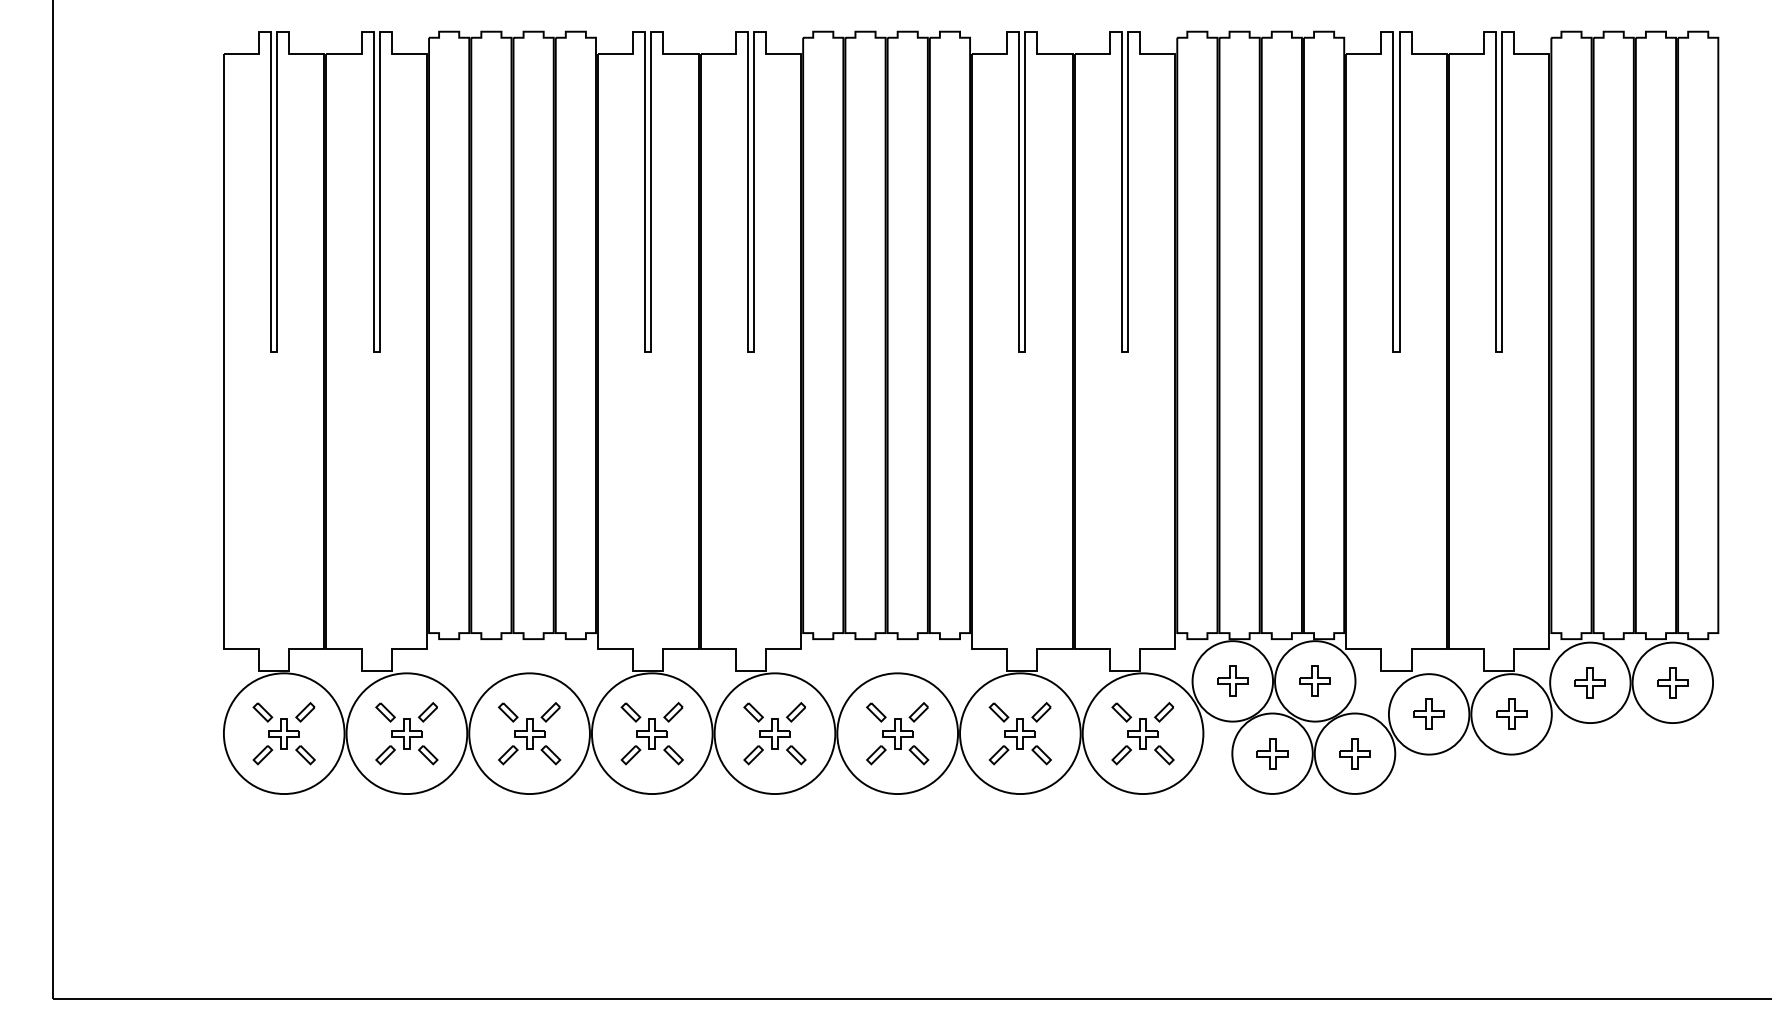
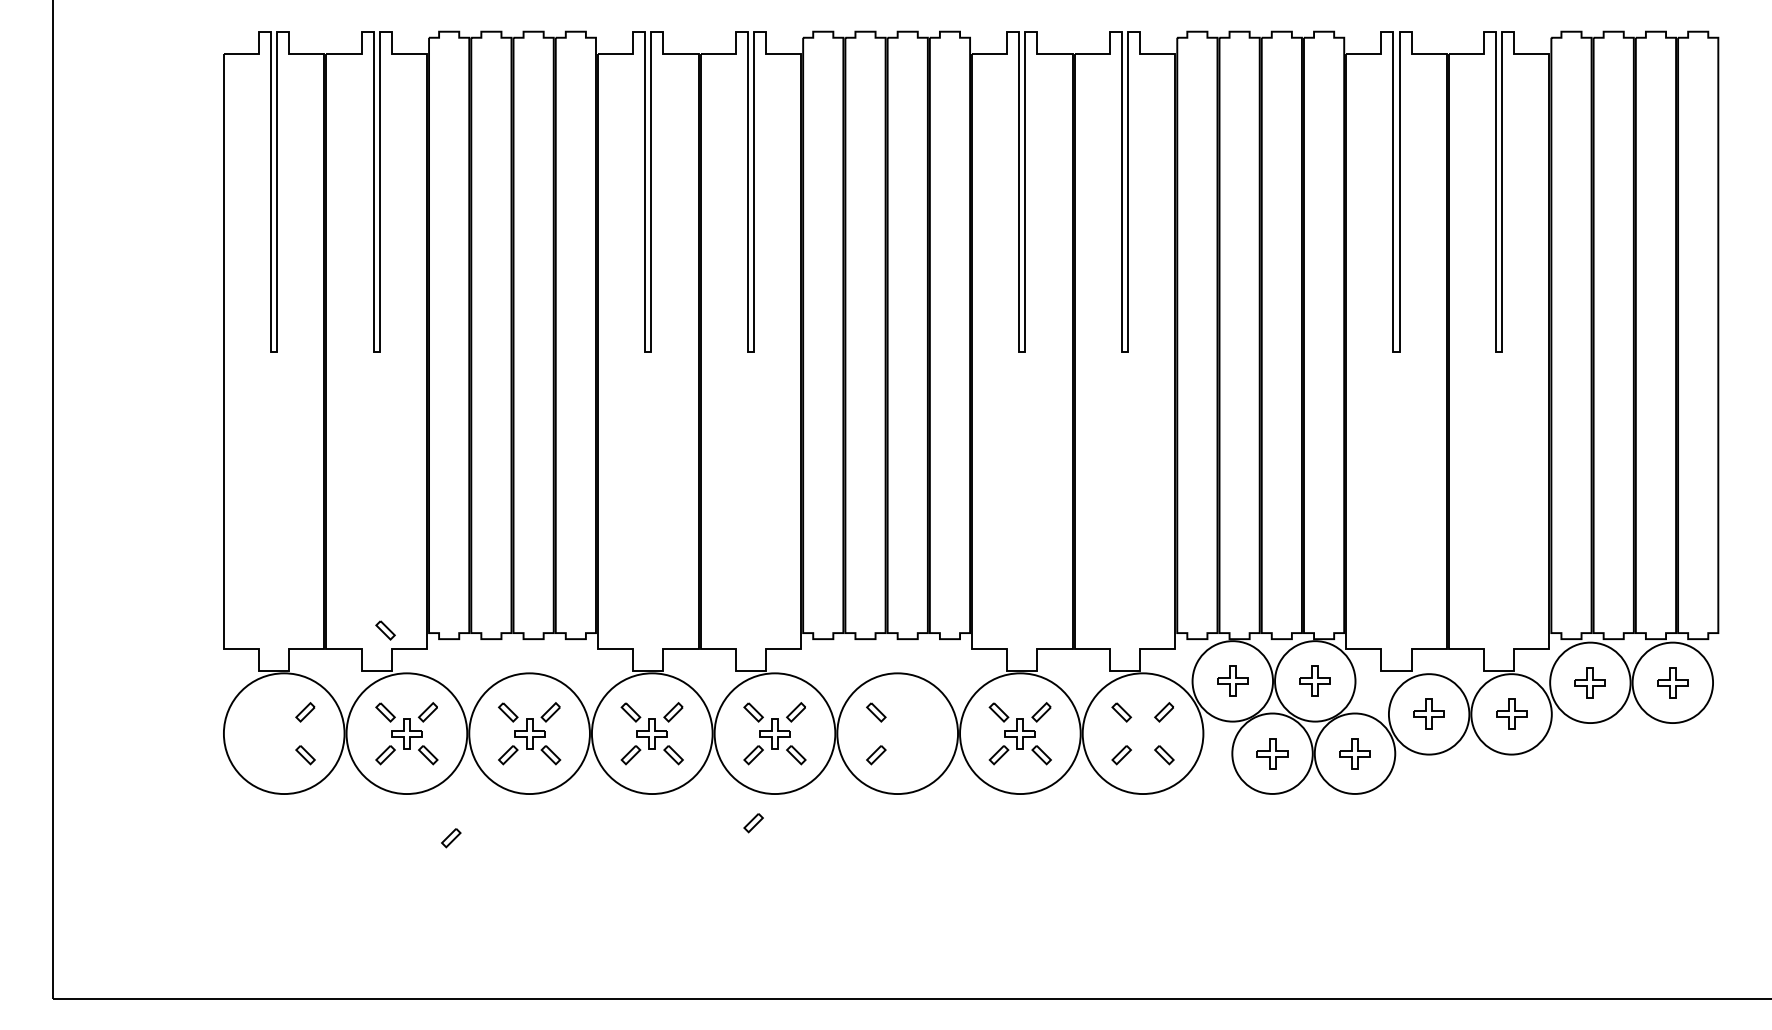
part: none -> present (385, 630)
part: present -> none (275, 733)
part: present -> none (905, 733)
part: present -> none (1142, 733)
part: none -> present (753, 823)
part: none -> present (451, 838)
